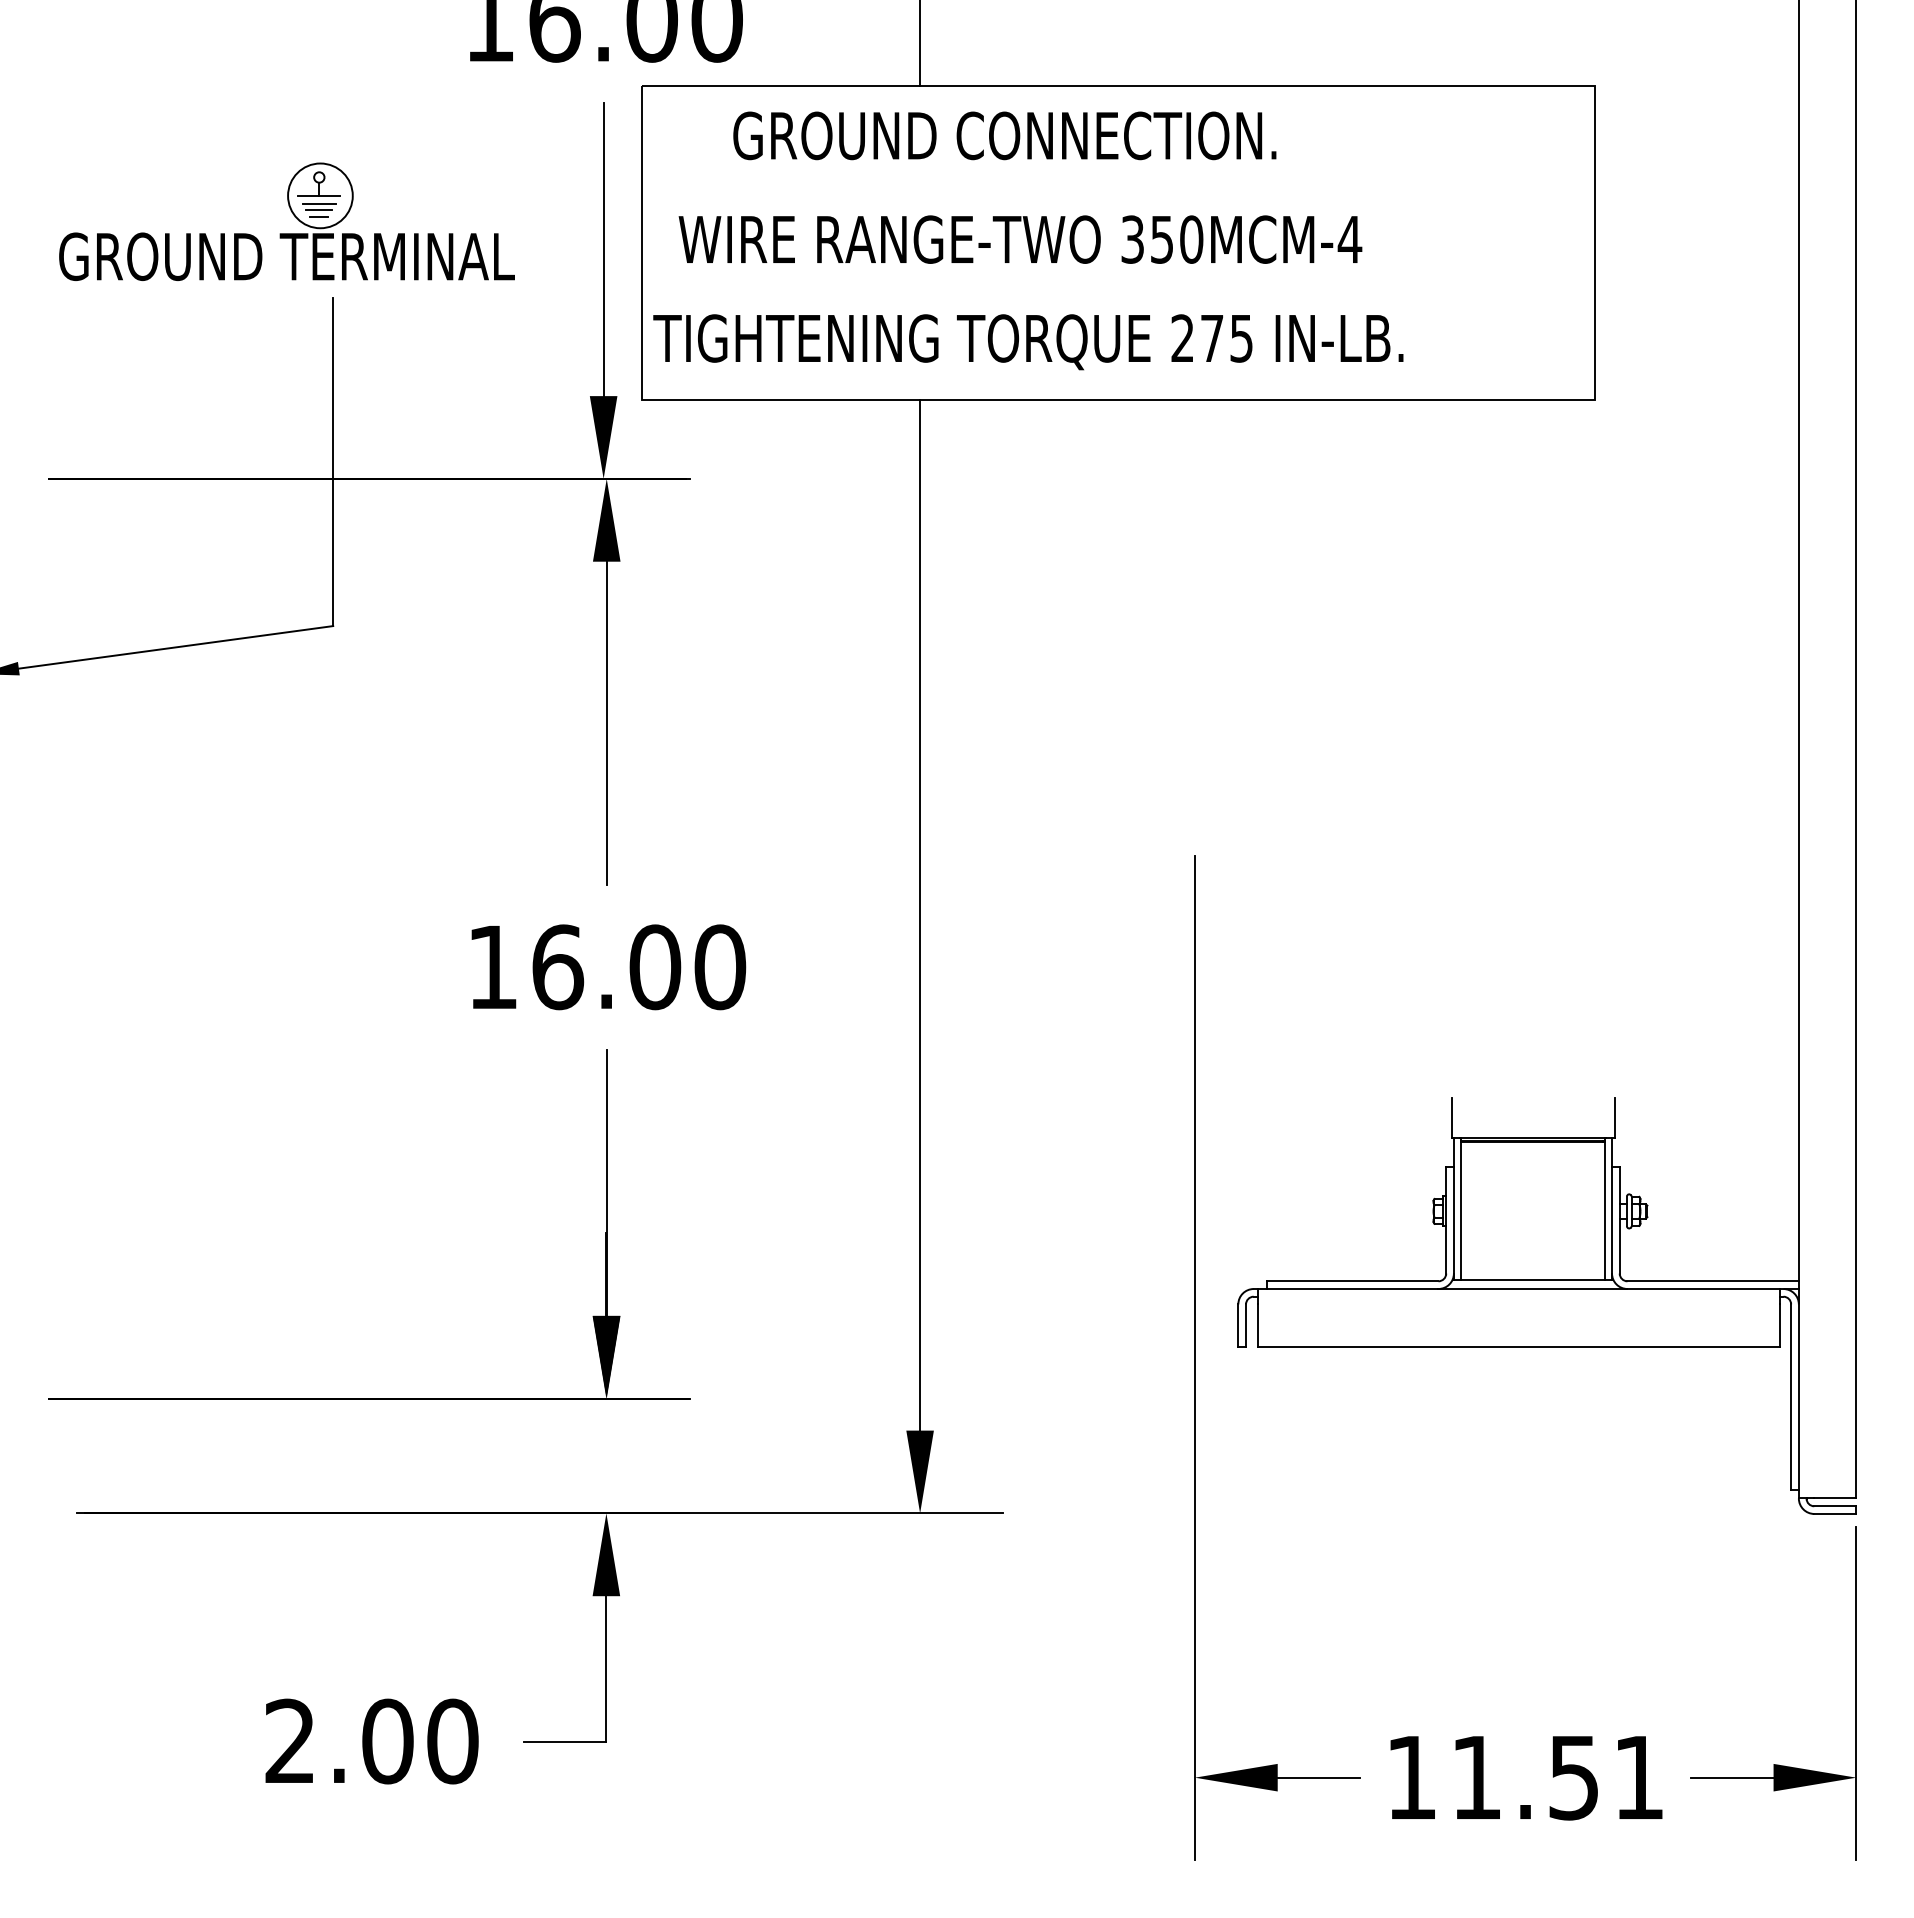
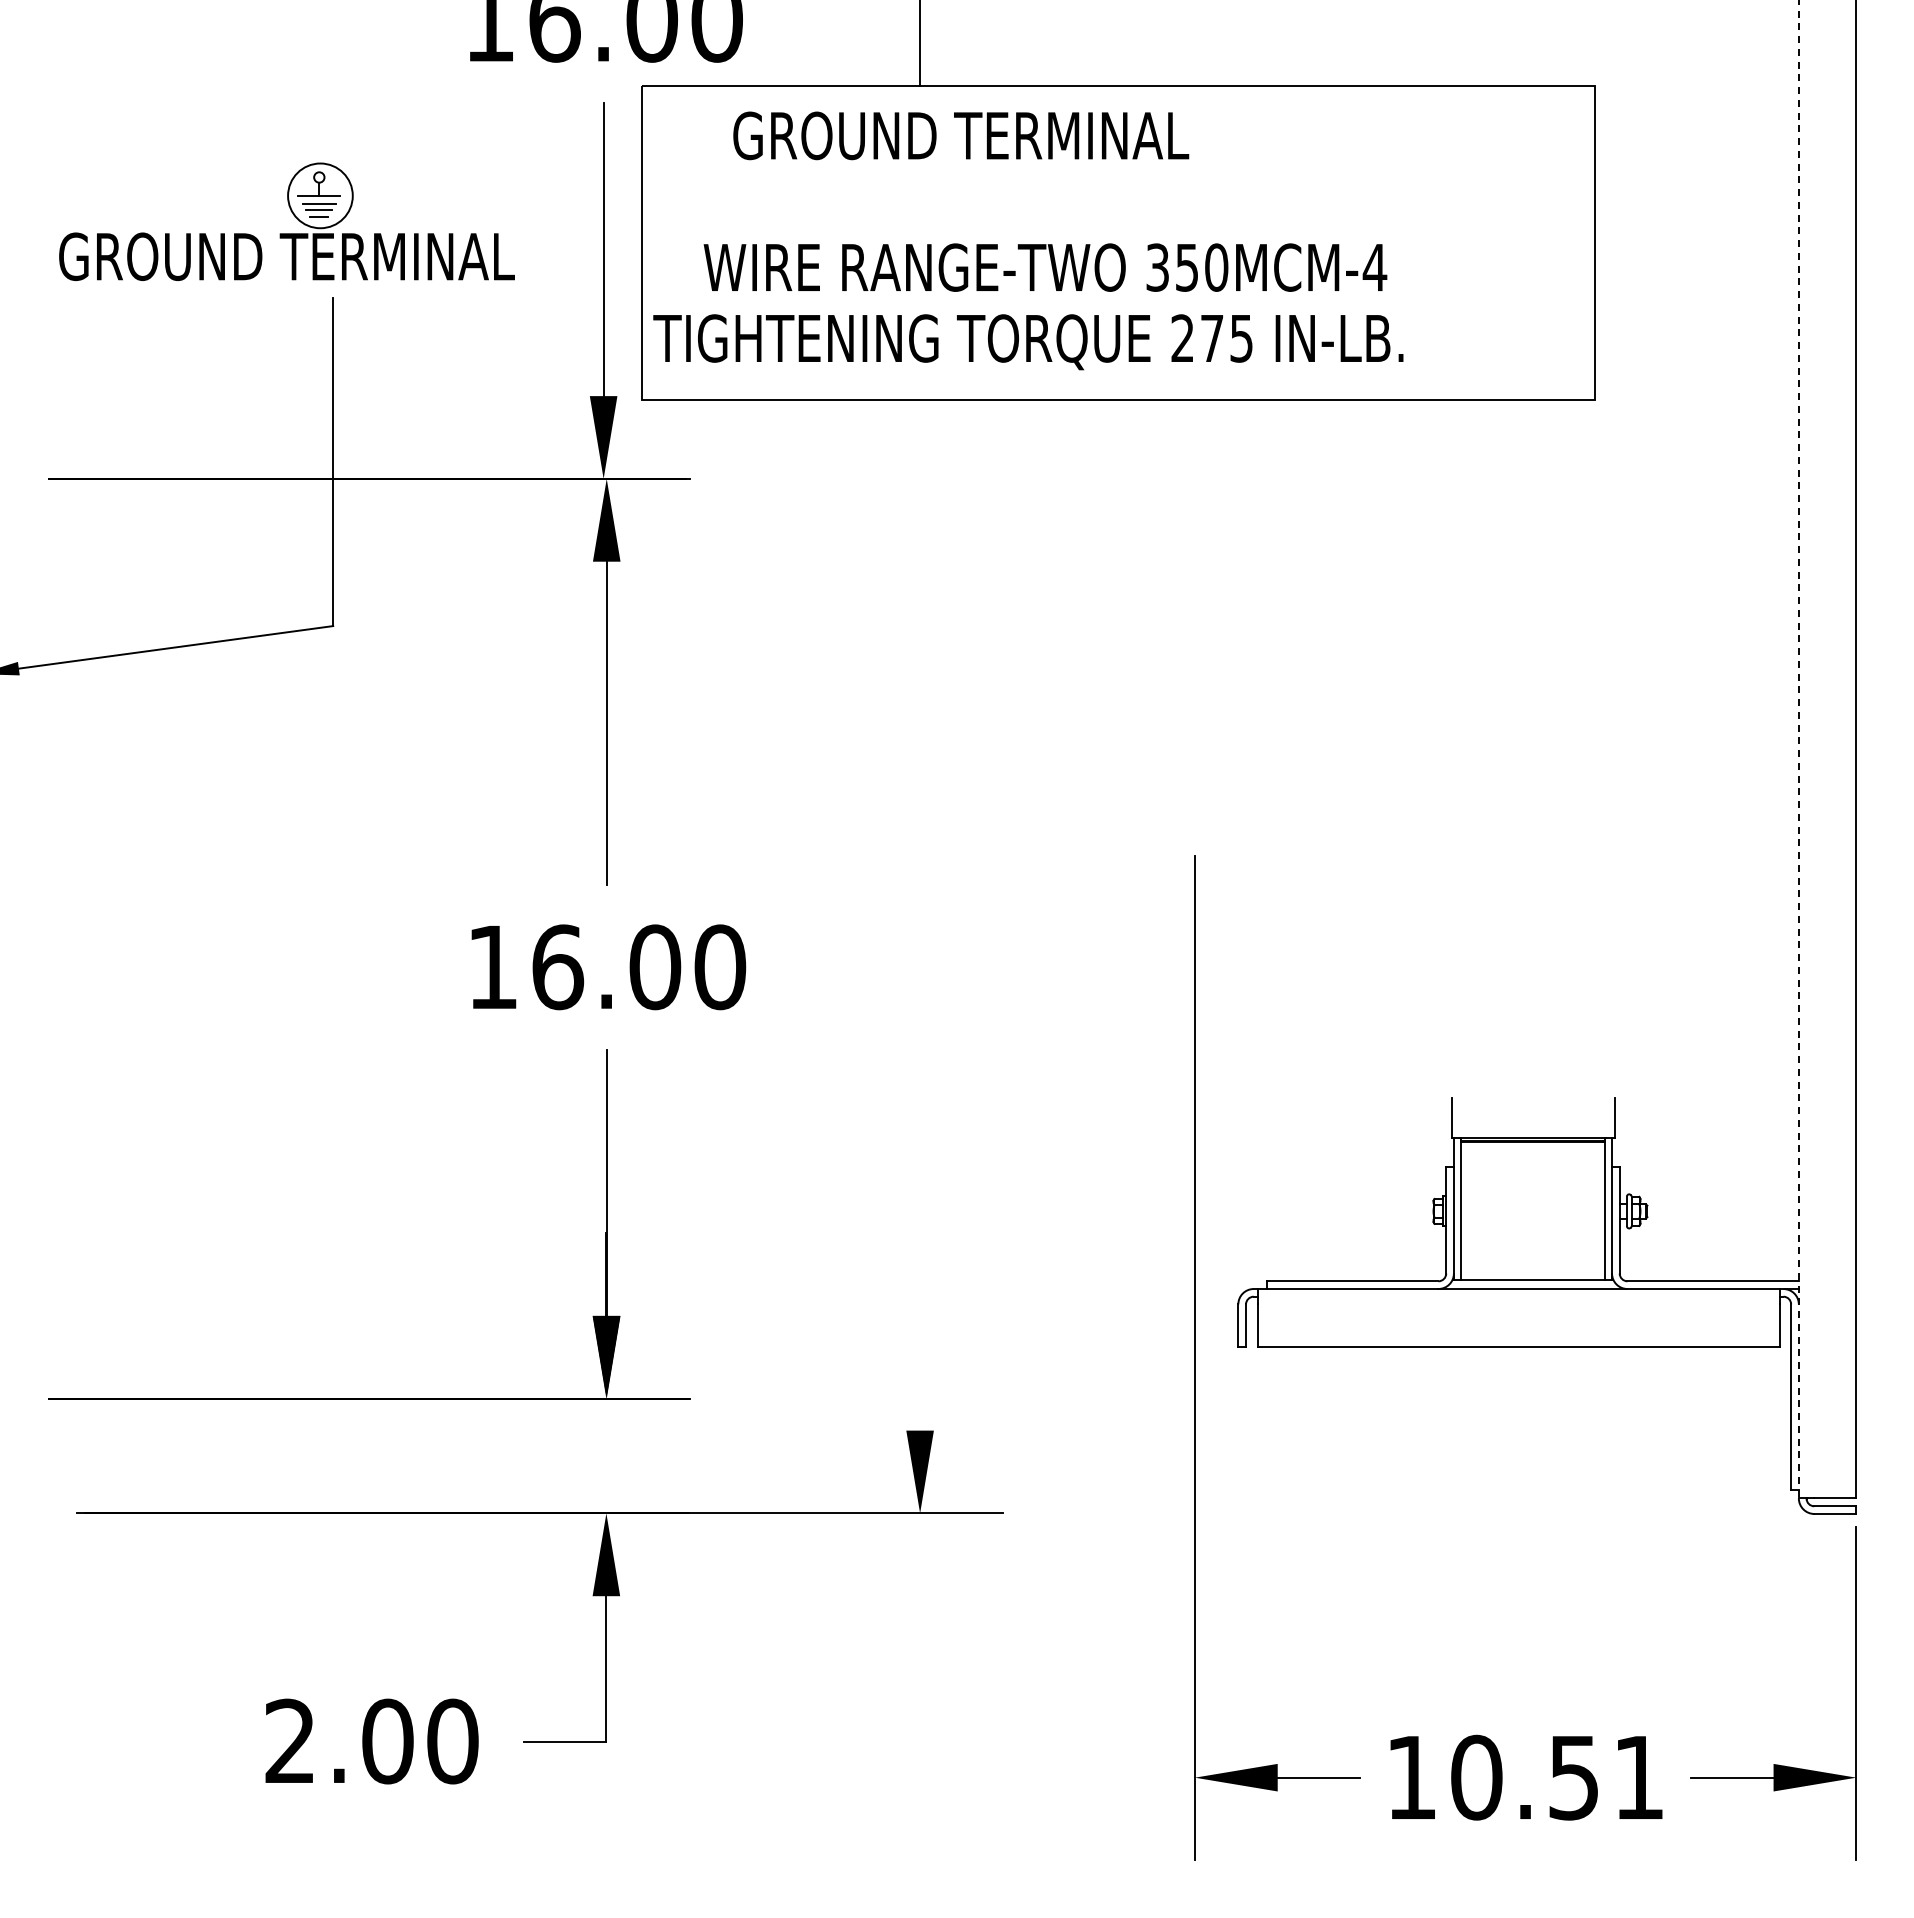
text: GROUND CONNECTION. -> GROUND TERMINAL (1115, 135)
text position: (1020, 239) -> (1045, 267) (1045, 267)
line: solid -> dashed (1798, 749)
line: present -> none (920, 915)
text: 11.51 -> 10.51 (1476, 1777)
